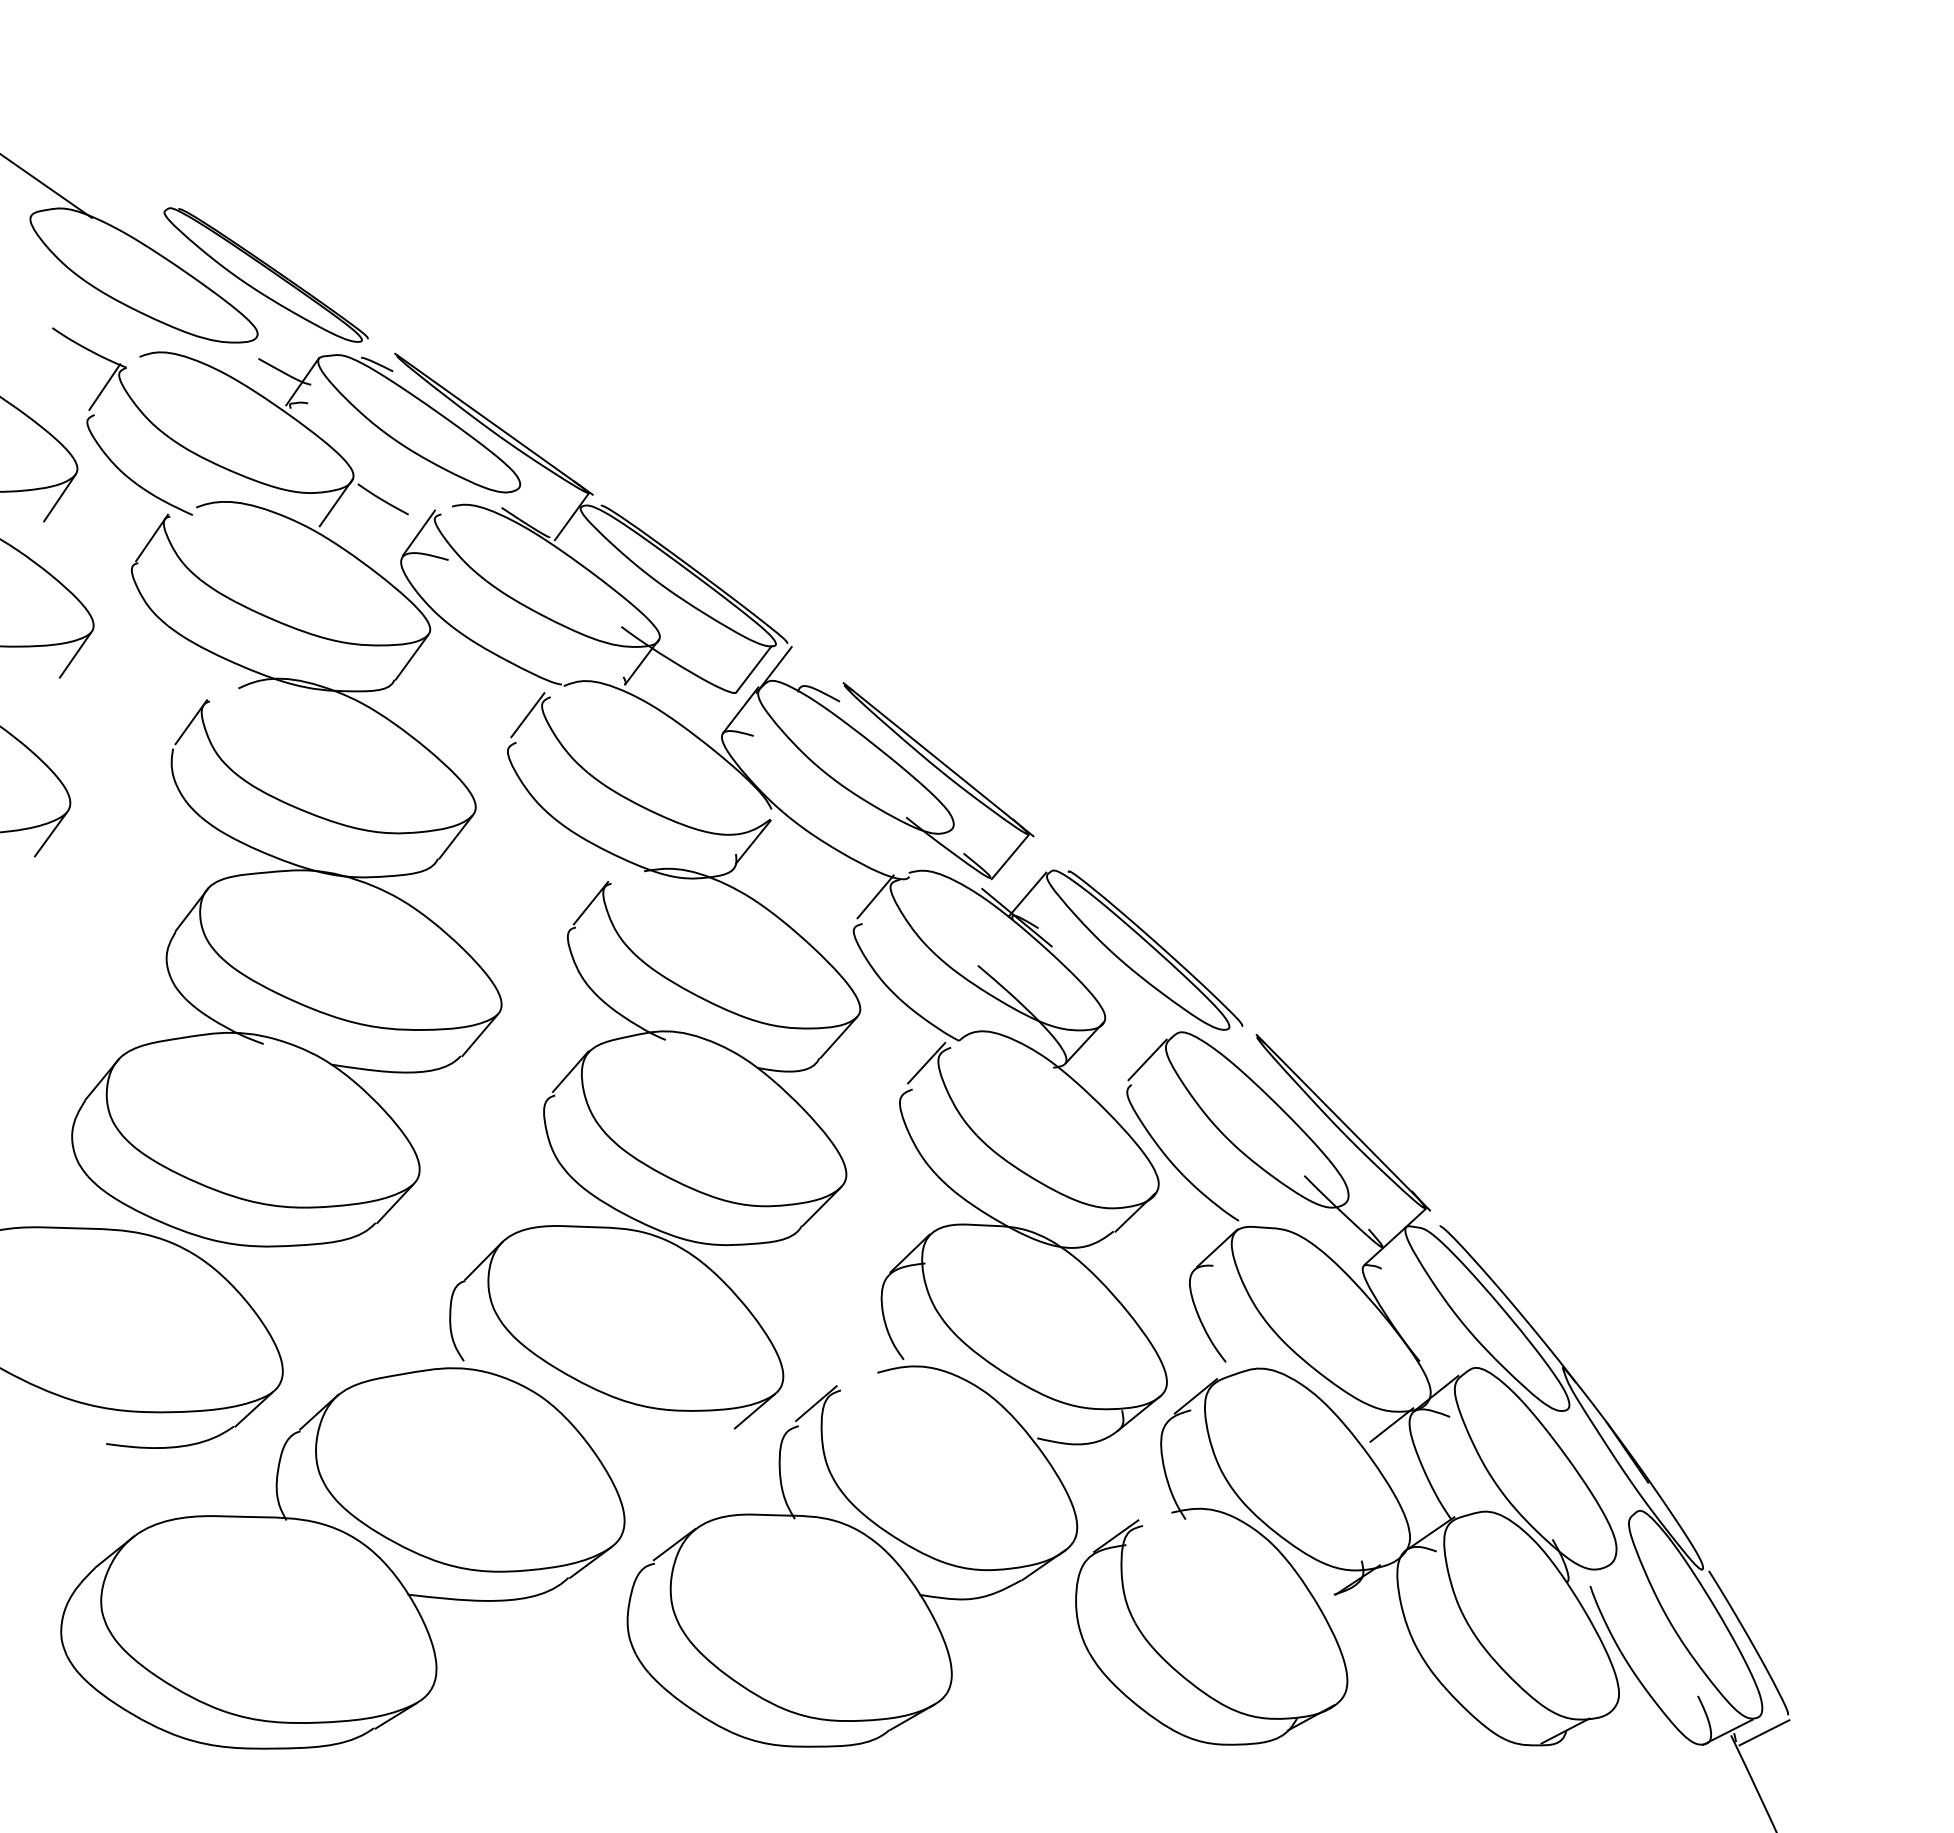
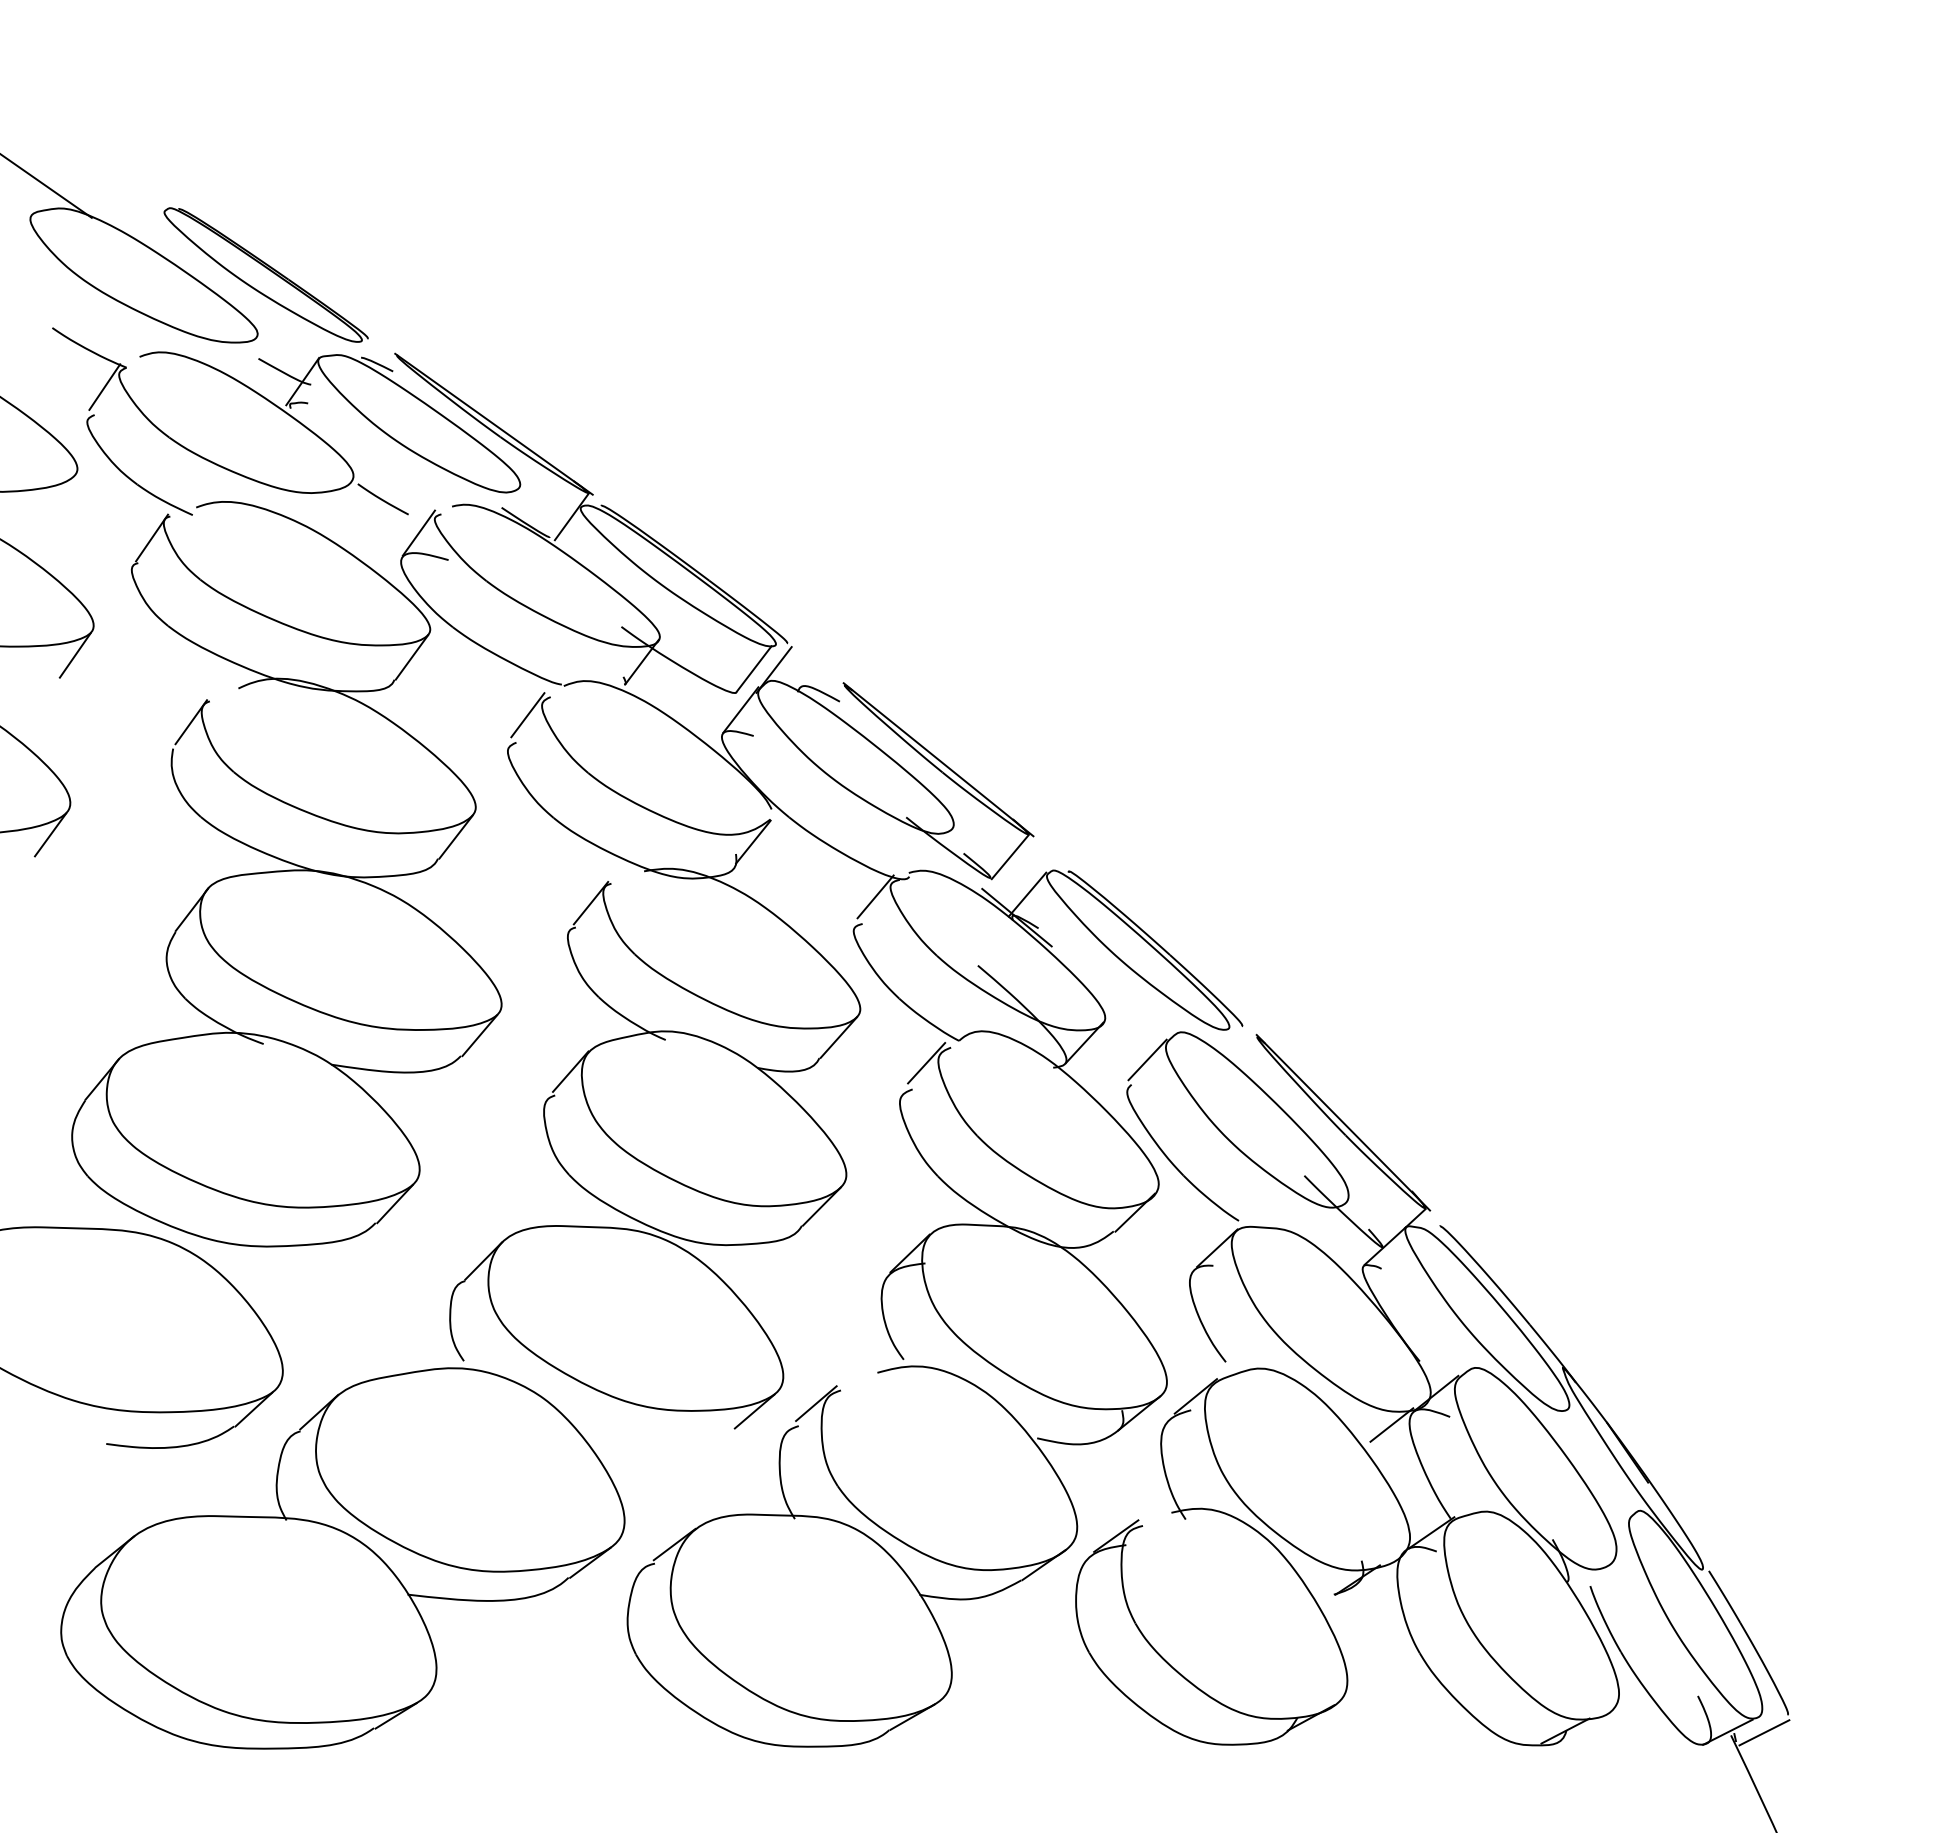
line: present -> none (59, 497)
line: present -> none (335, 502)
